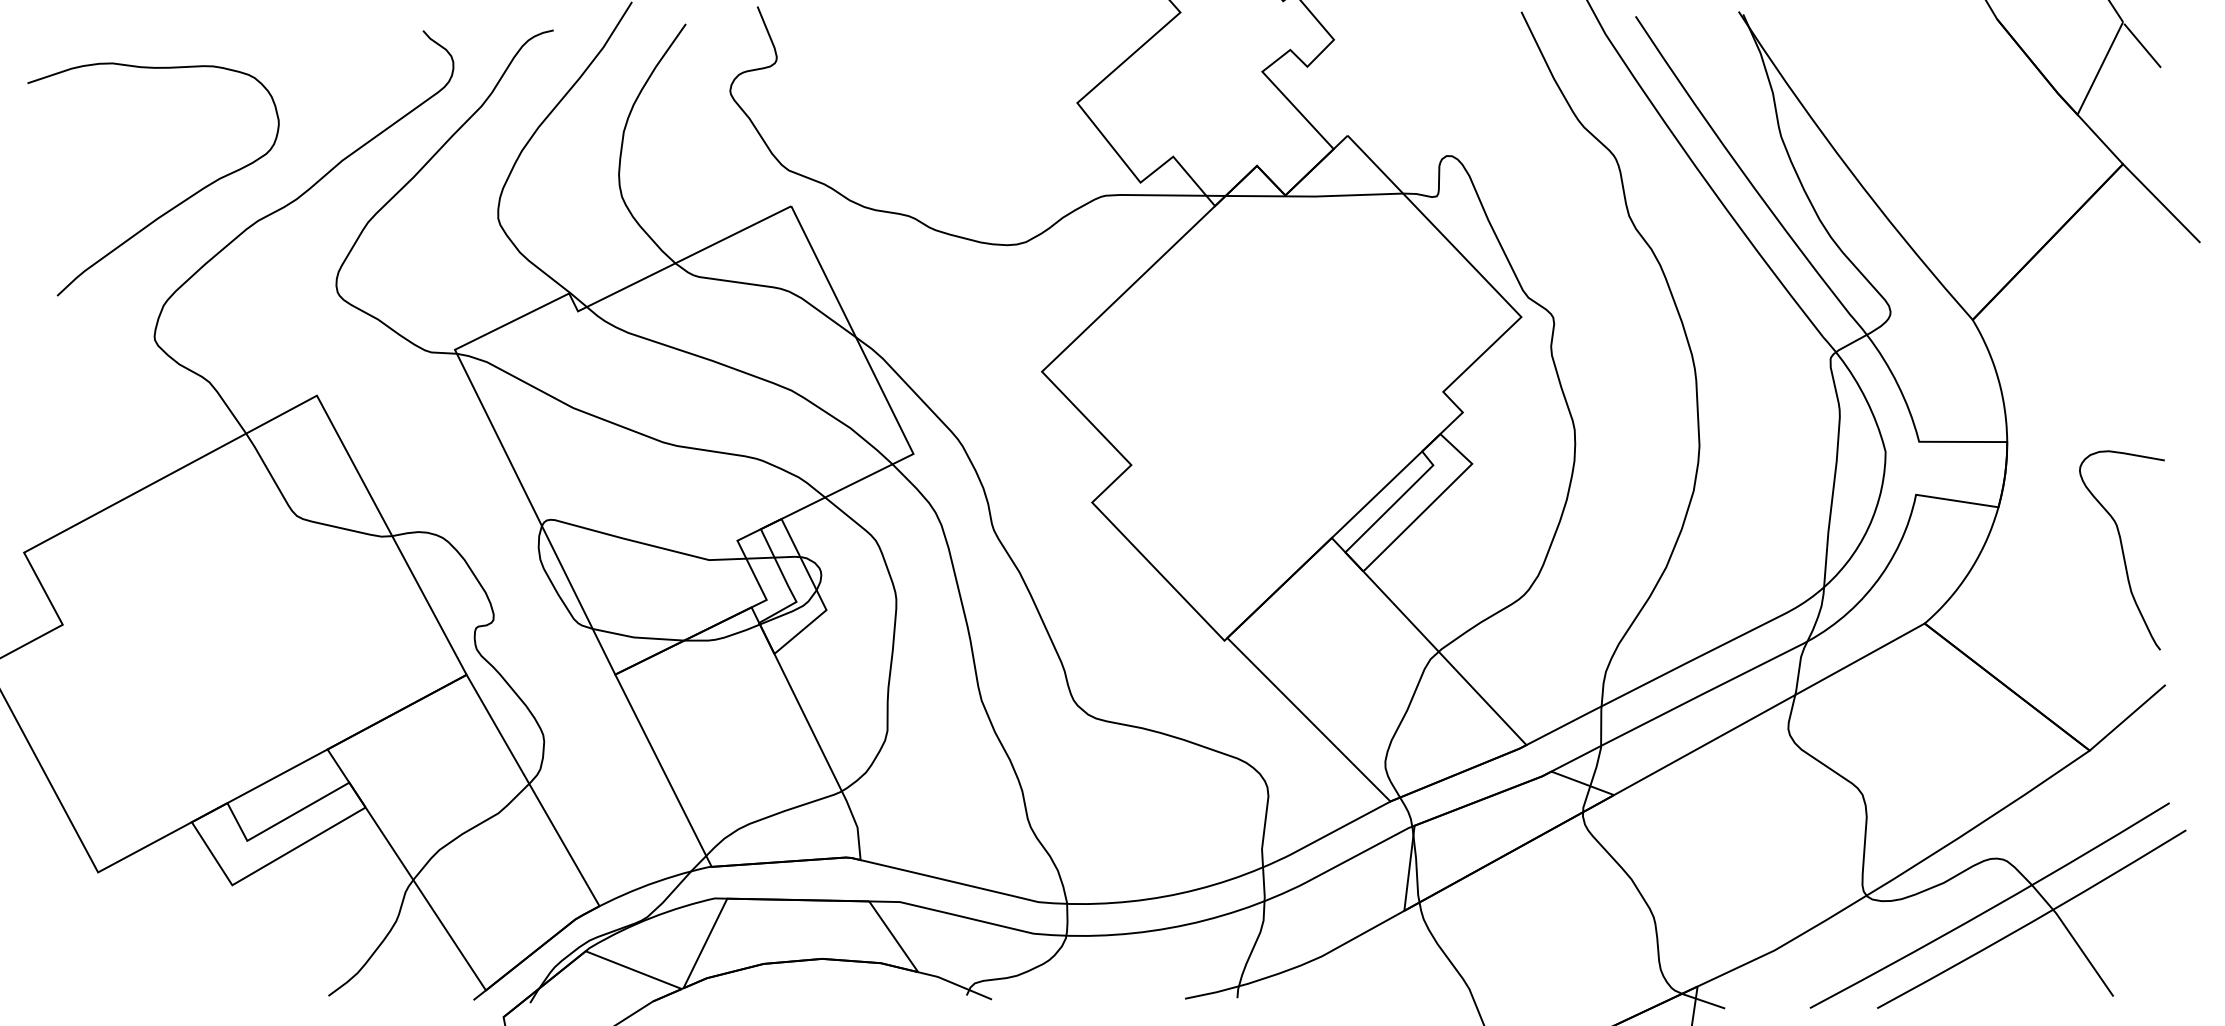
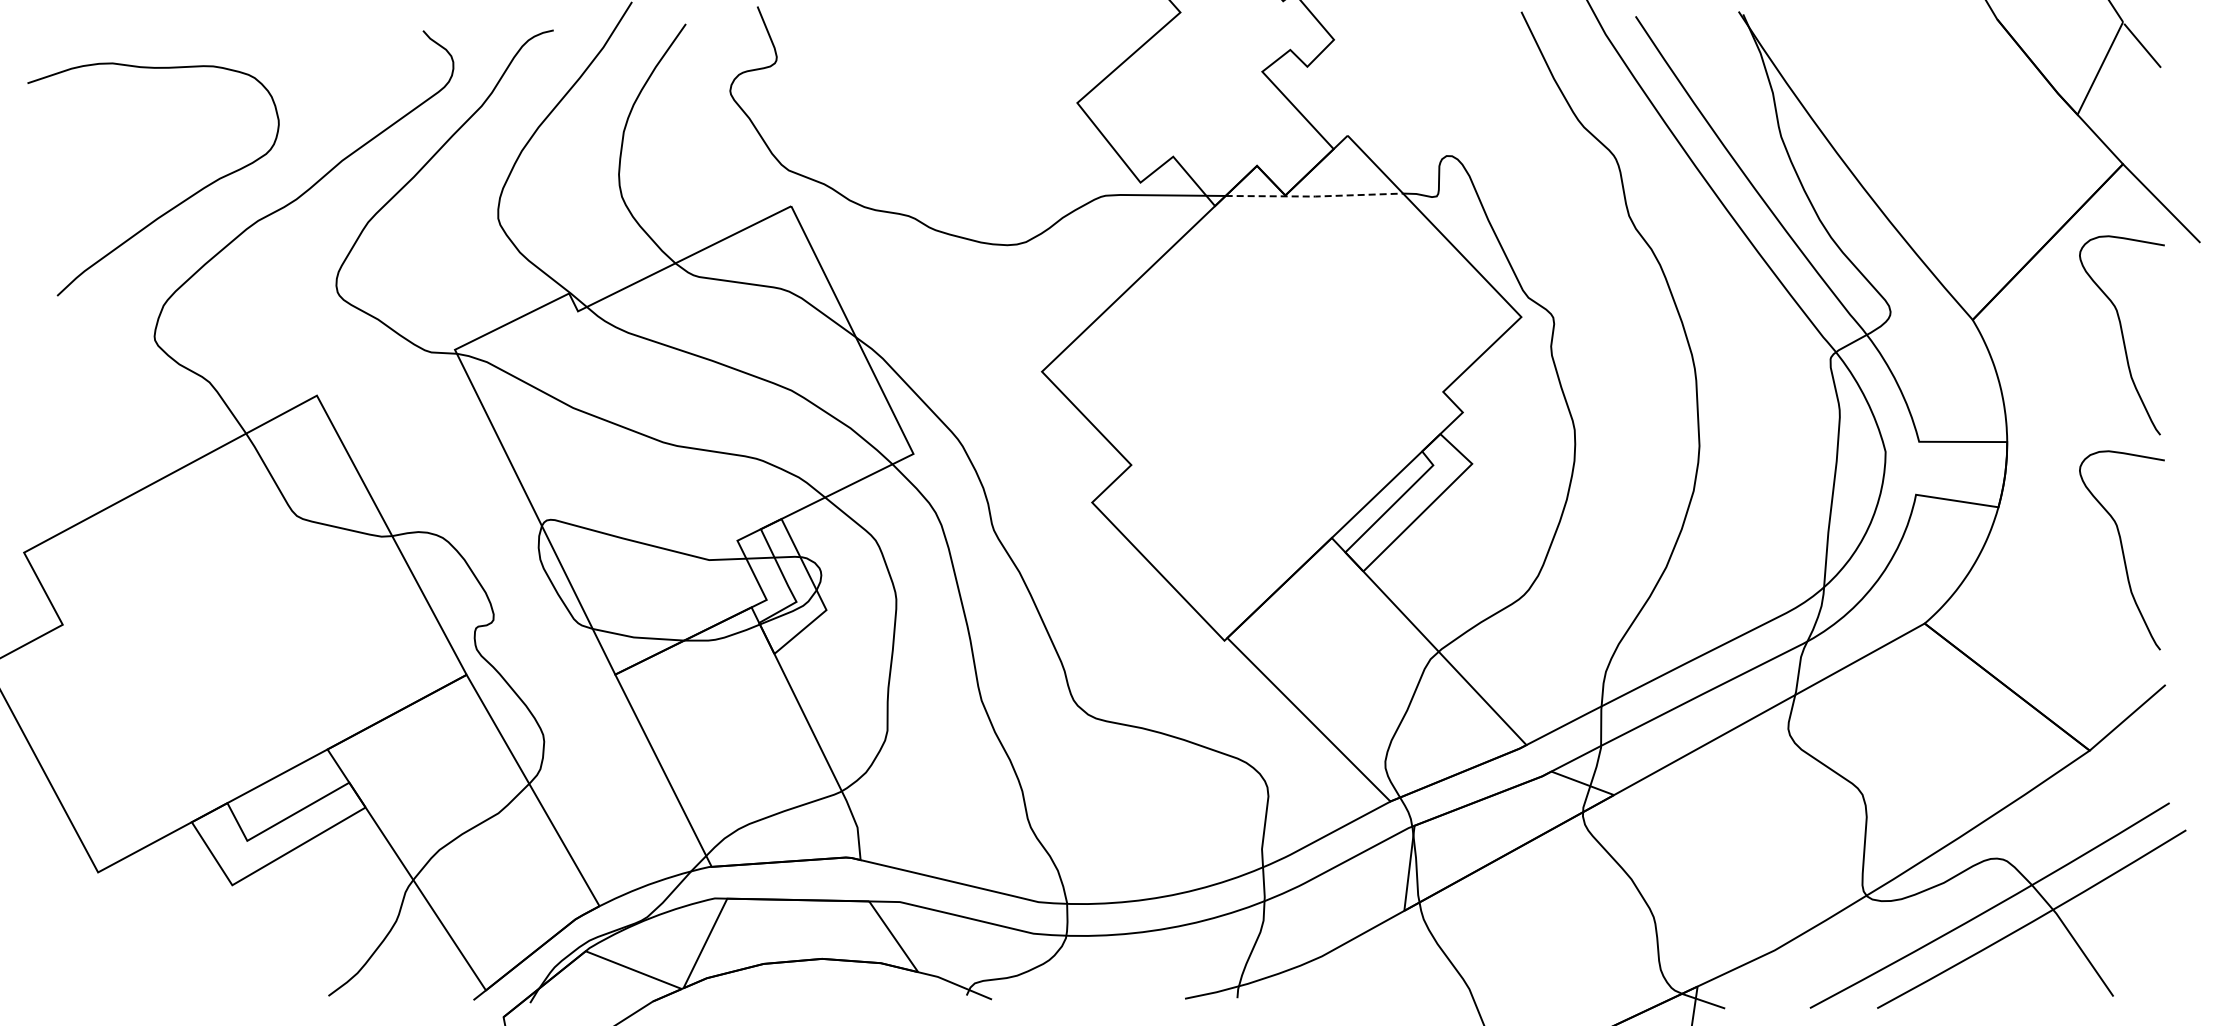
line: solid -> dashed (1315, 196)
curve: none -> present (2121, 335)
